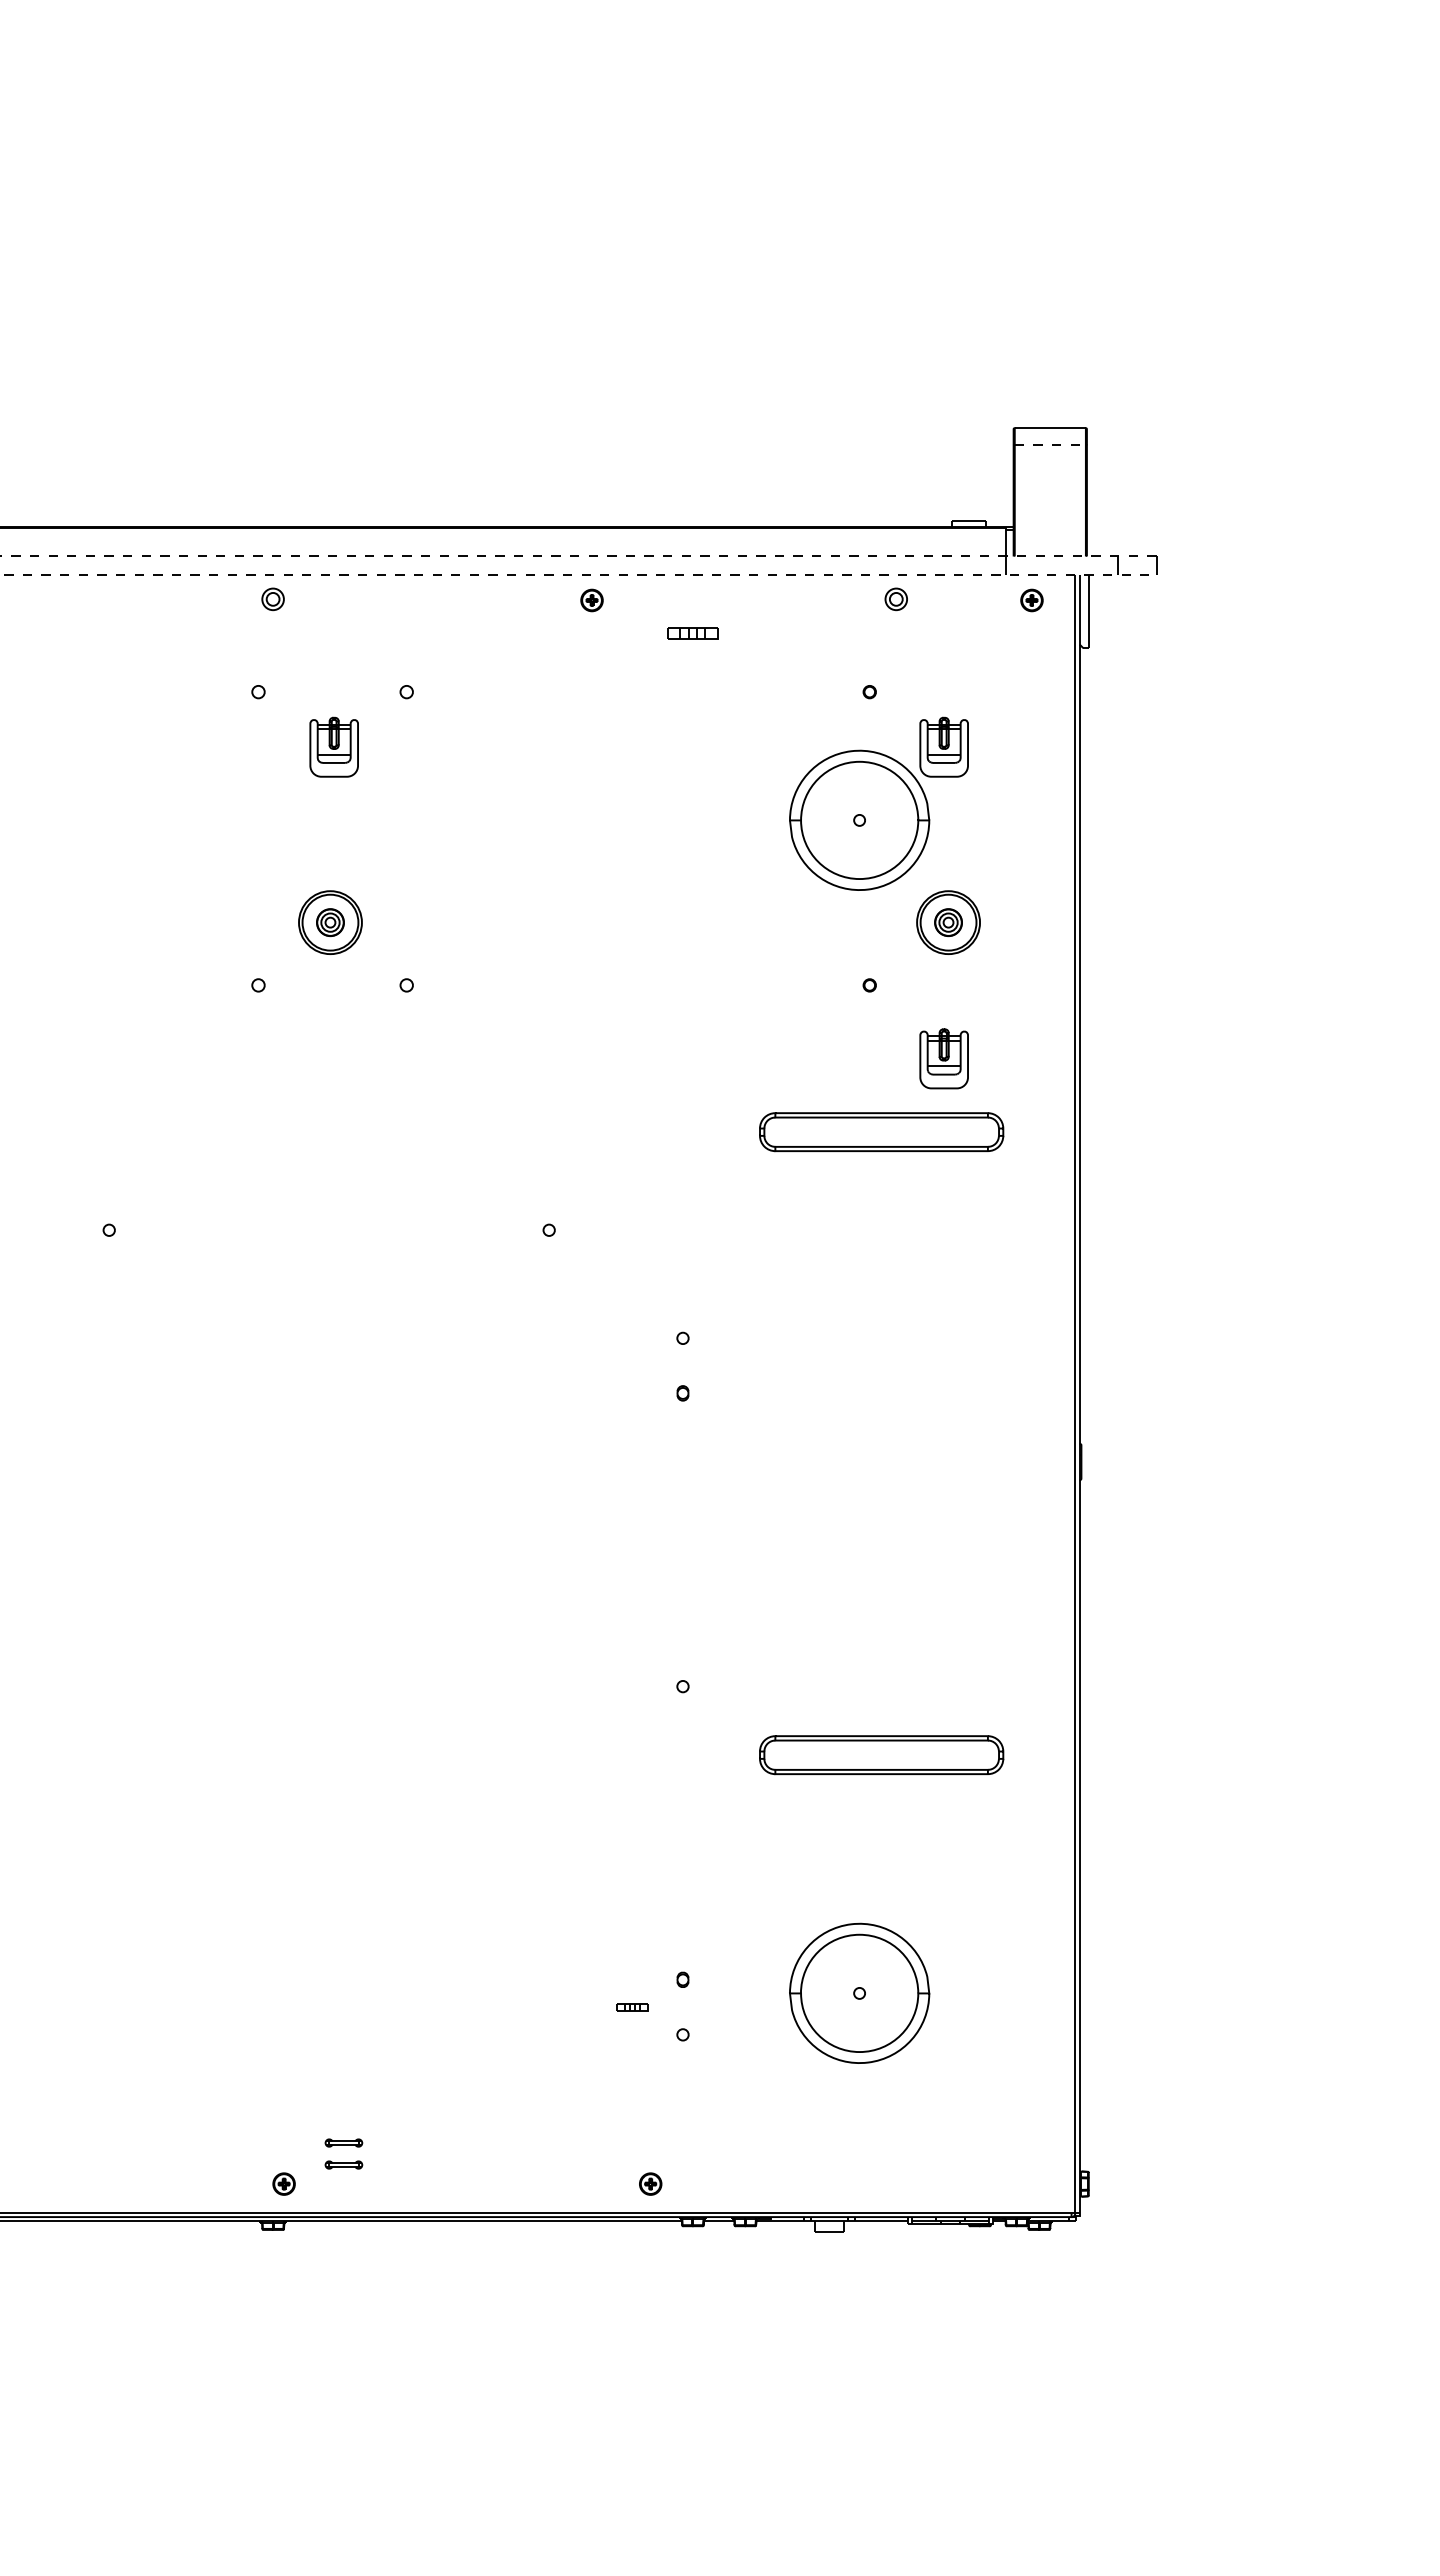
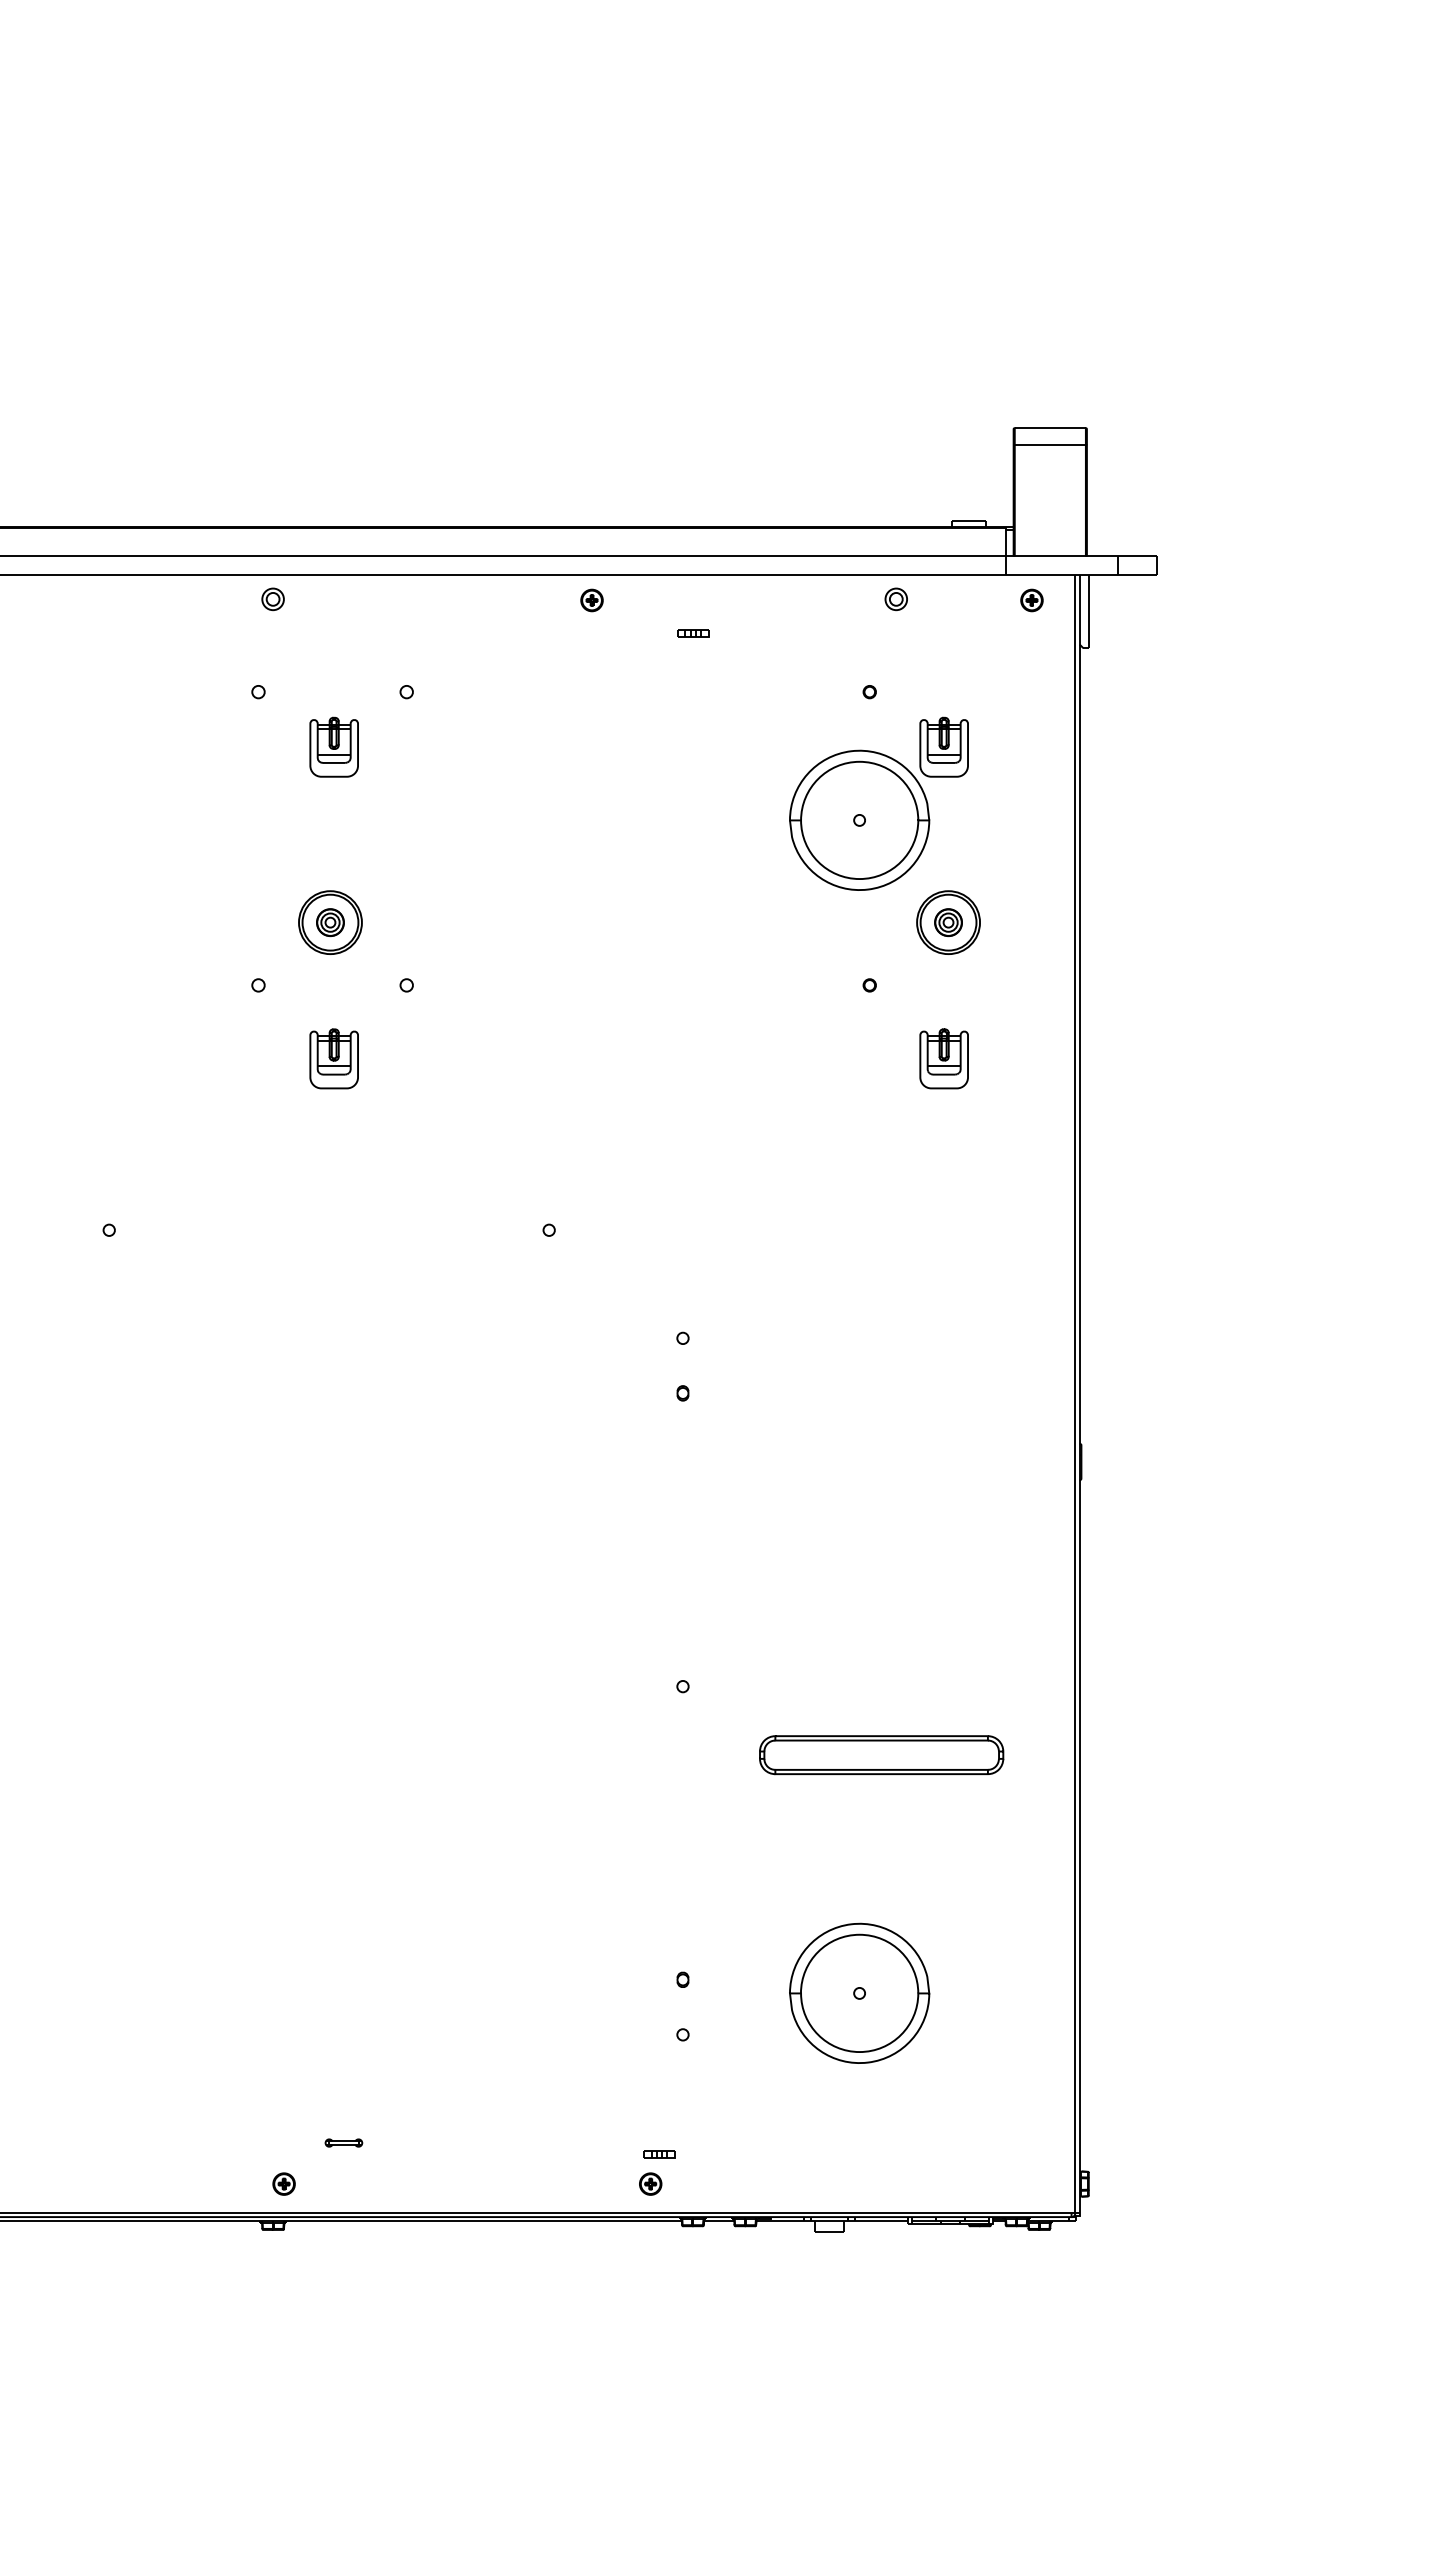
line: dashed -> solid (1050, 445)
line: dashed -> solid (578, 556)
line: dashed -> solid (578, 574)
part size: 52x13 px -> 33x9 px (693, 633)
part: none -> present (333, 1058)
part: present -> none (881, 1132)
part position: (632, 2007) -> (659, 2154) (659, 2154)
part: present -> none (343, 2164)
